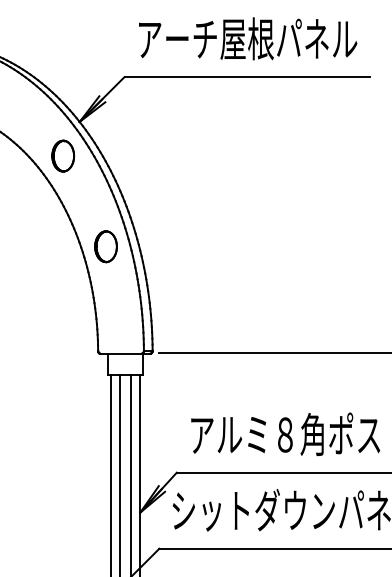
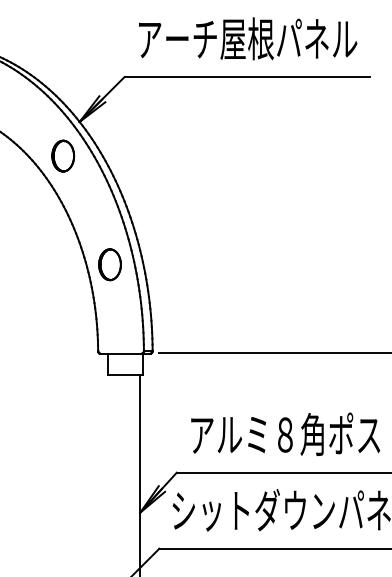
part position: (105, 246) -> (109, 264) (109, 264)
line: present -> none (110, 473)
line: present -> none (119, 473)
line: present -> none (131, 473)
